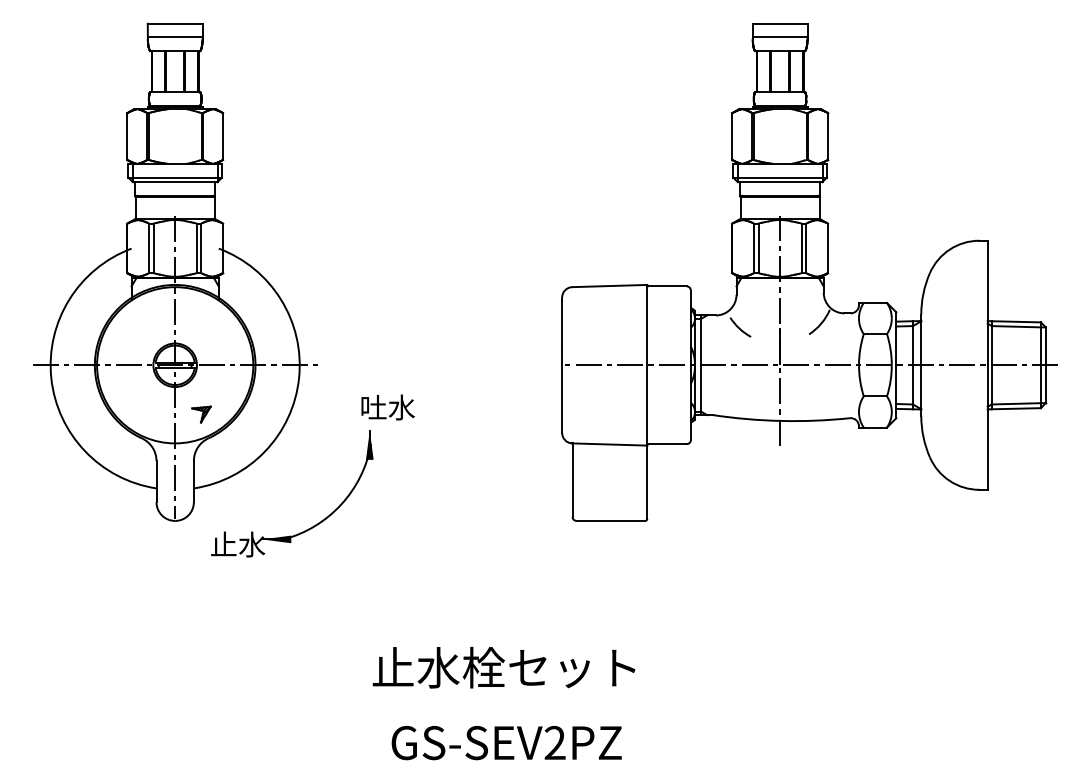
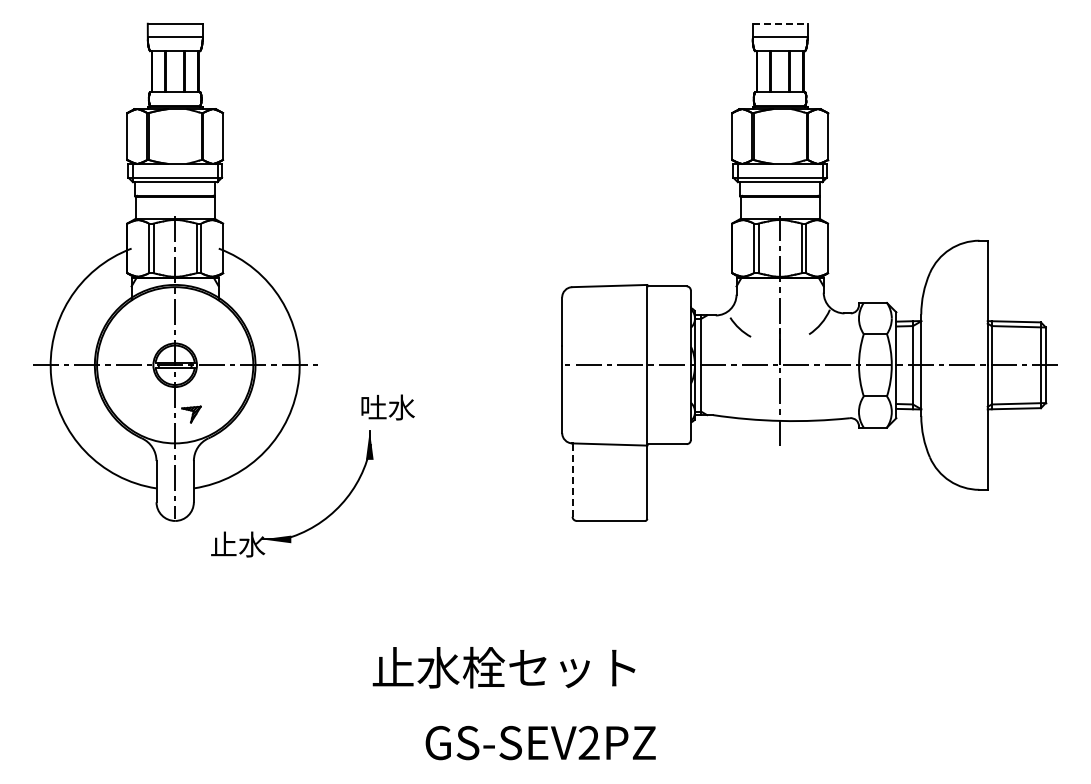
line: solid -> dashed (780, 23)
part position: (201, 414) -> (191, 414) (191, 414)
line: solid -> dashed (572, 480)
text position: (506, 743) -> (540, 743) (540, 743)
